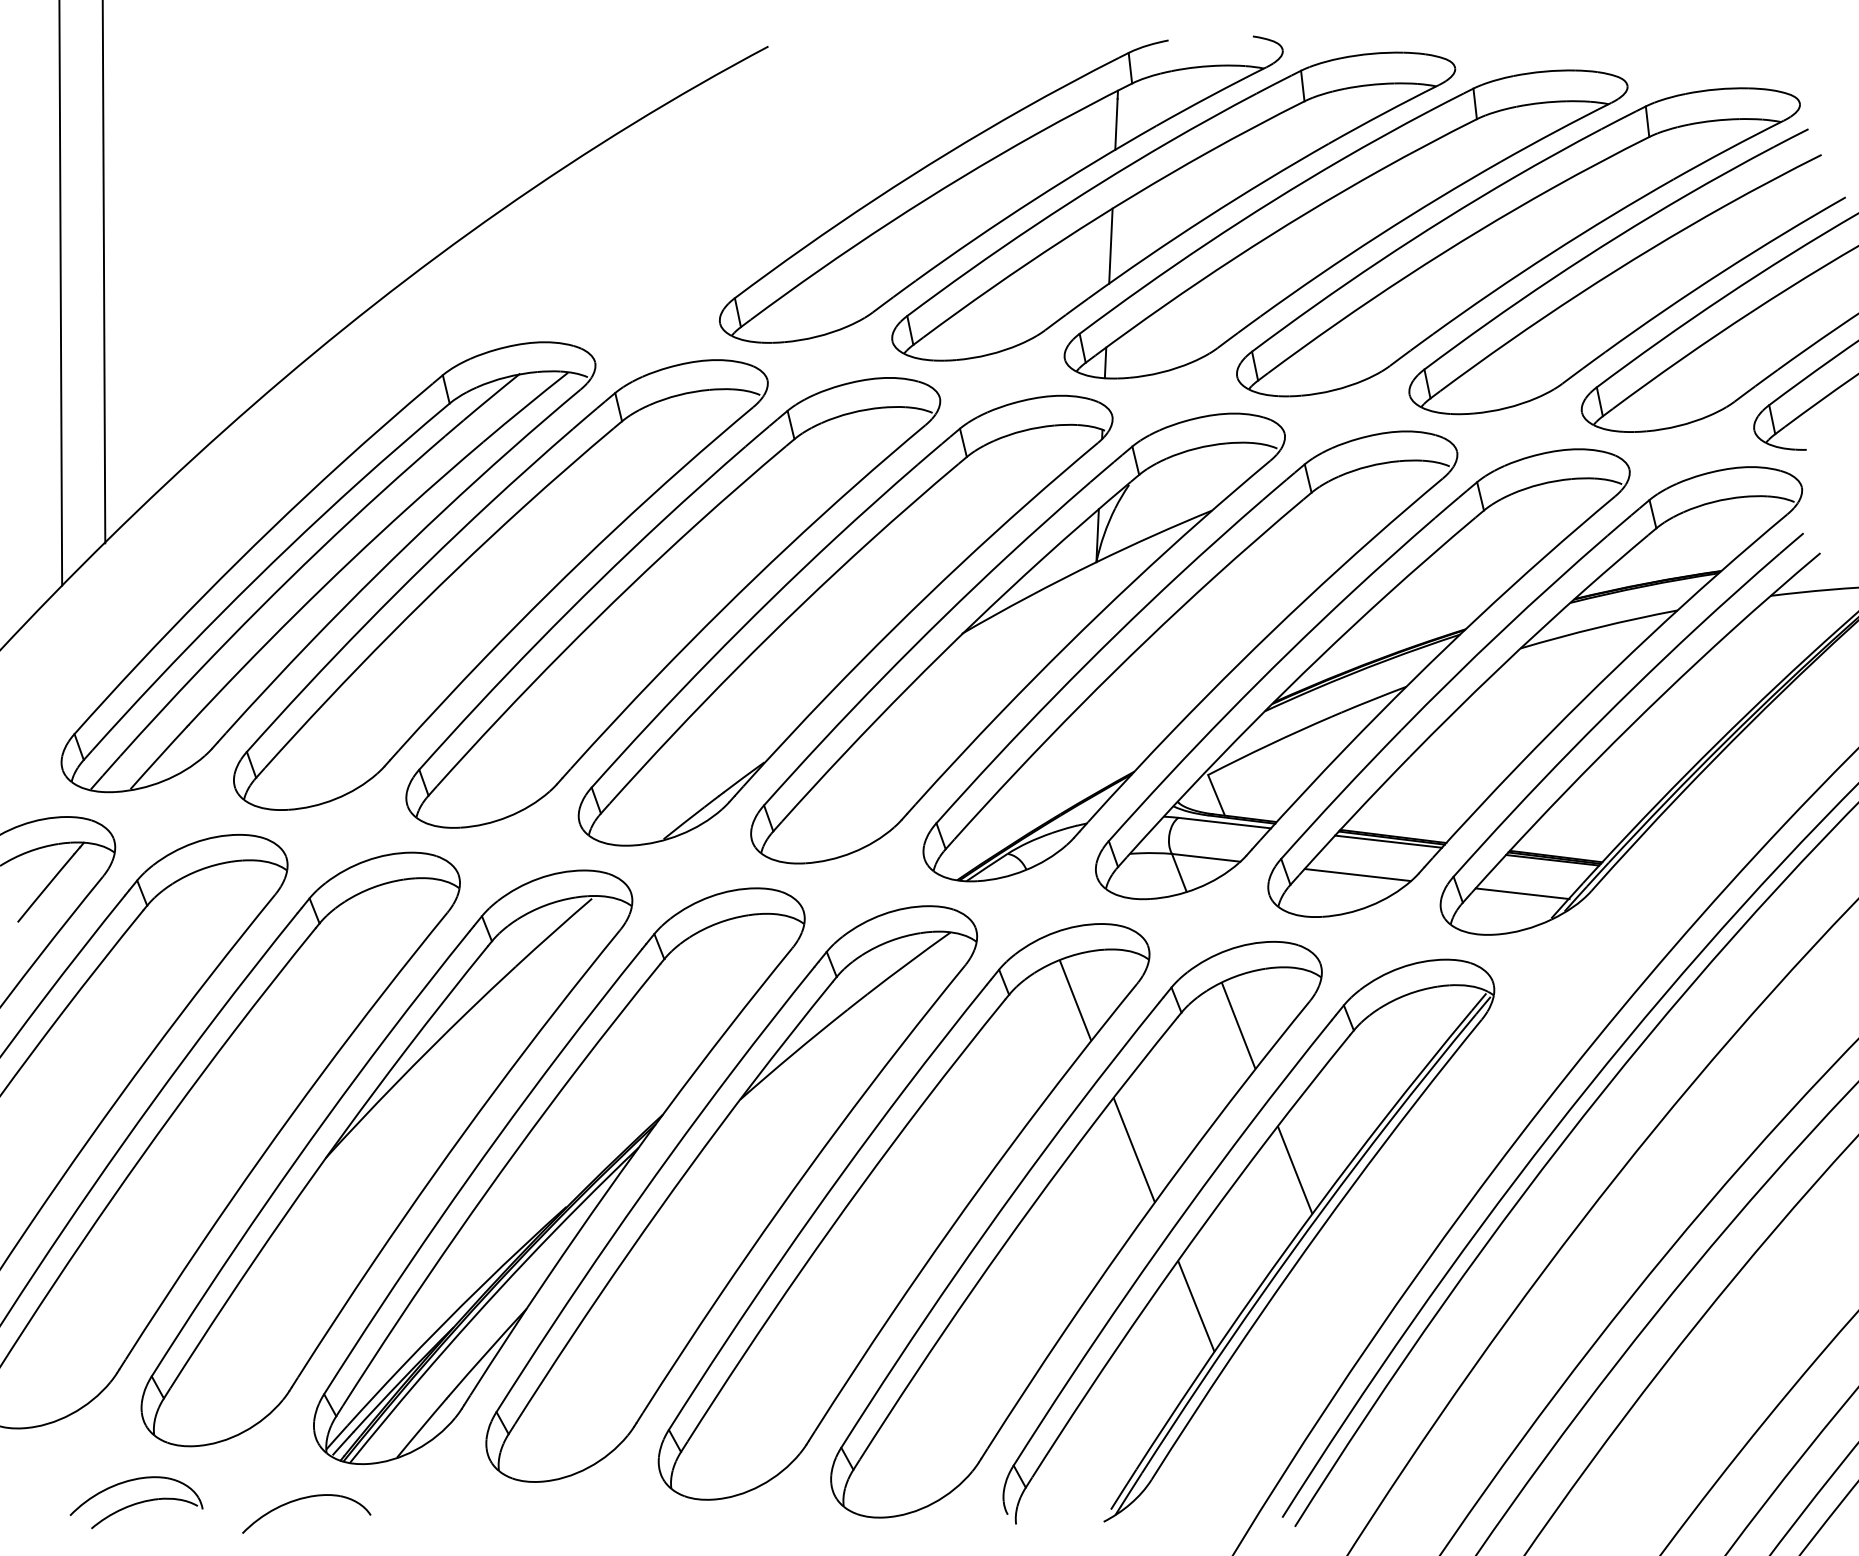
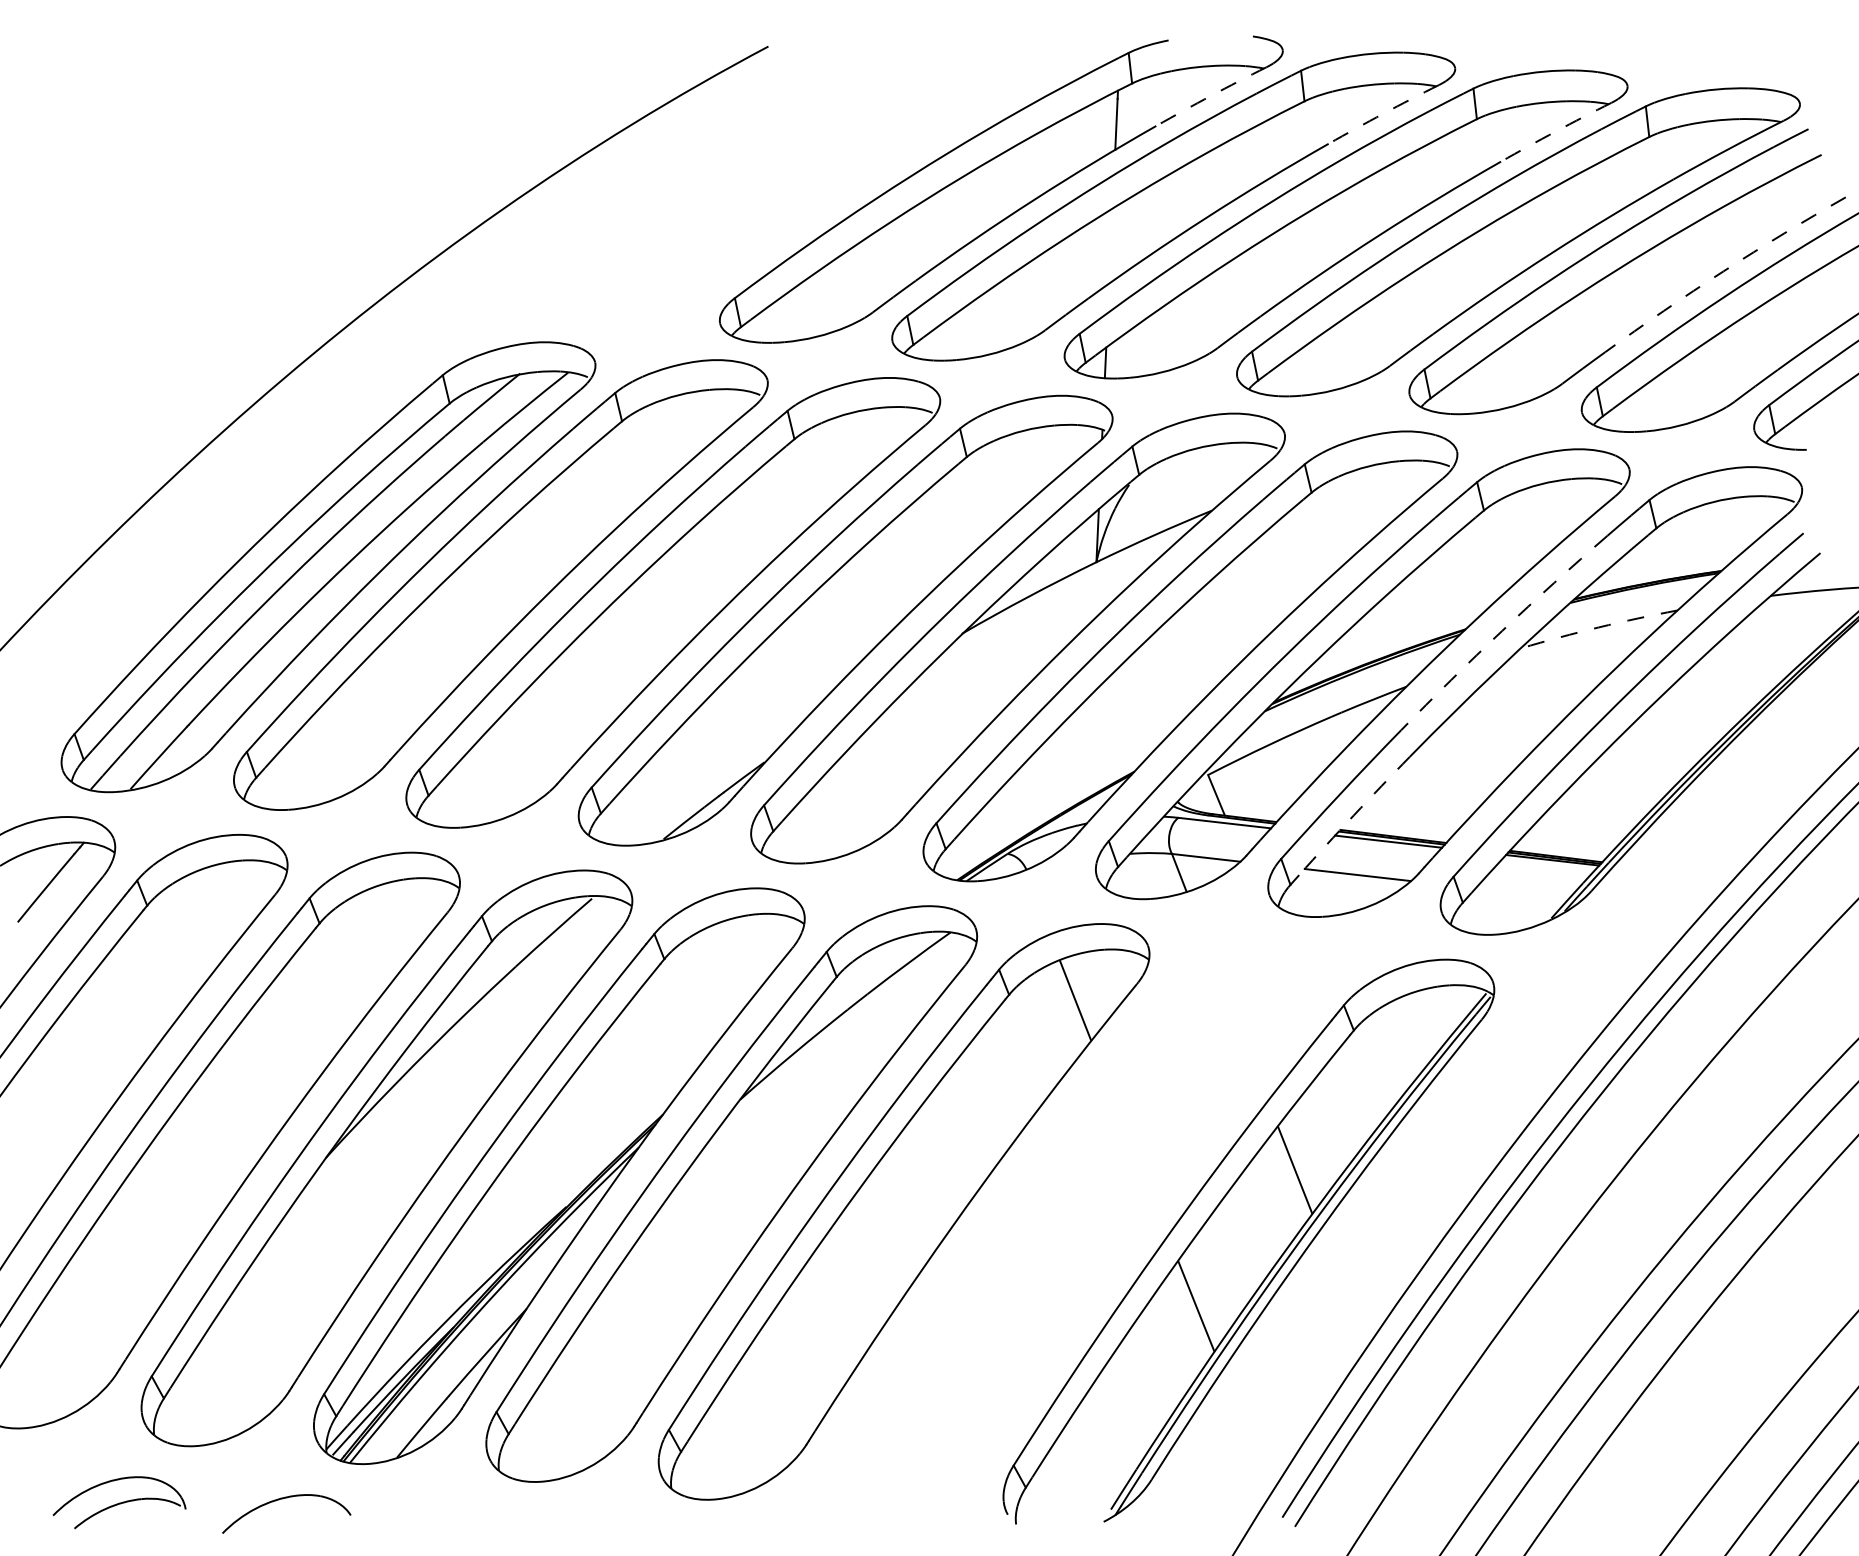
arc: solid -> dashed (1211, 95)
arc: solid -> dashed (1383, 113)
arc: solid -> dashed (1555, 131)
line: present -> none (1110, 245)
arc: solid -> dashed (1723, 271)
line: present -> none (103, 272)
line: present -> none (60, 293)
arc: solid -> dashed (1598, 627)
arc: solid -> dashed (1502, 630)
arc: solid -> dashed (1353, 815)
line: present -> none (1522, 893)
part: present -> none (1076, 1229)
part position: (303, 1499) -> (283, 1499) (283, 1499)
part position: (136, 1502) -> (119, 1502) (119, 1502)
